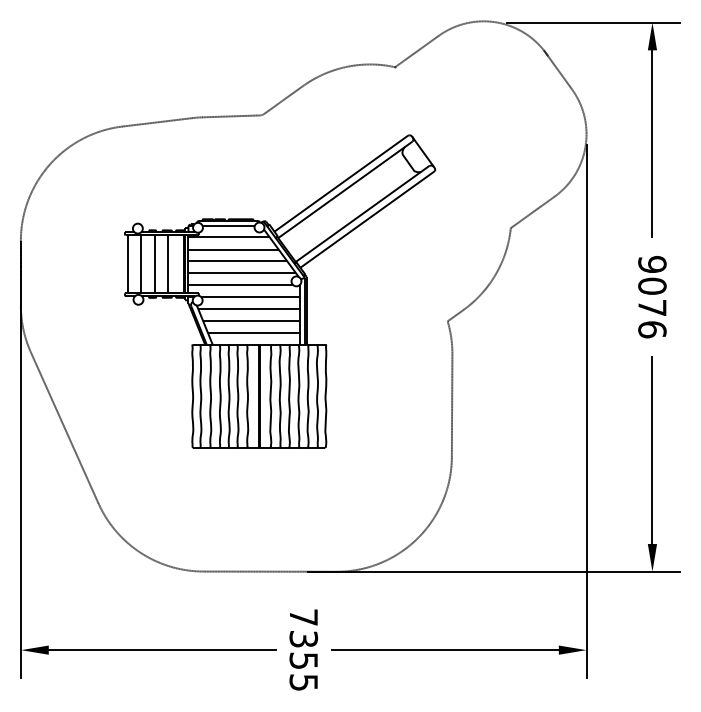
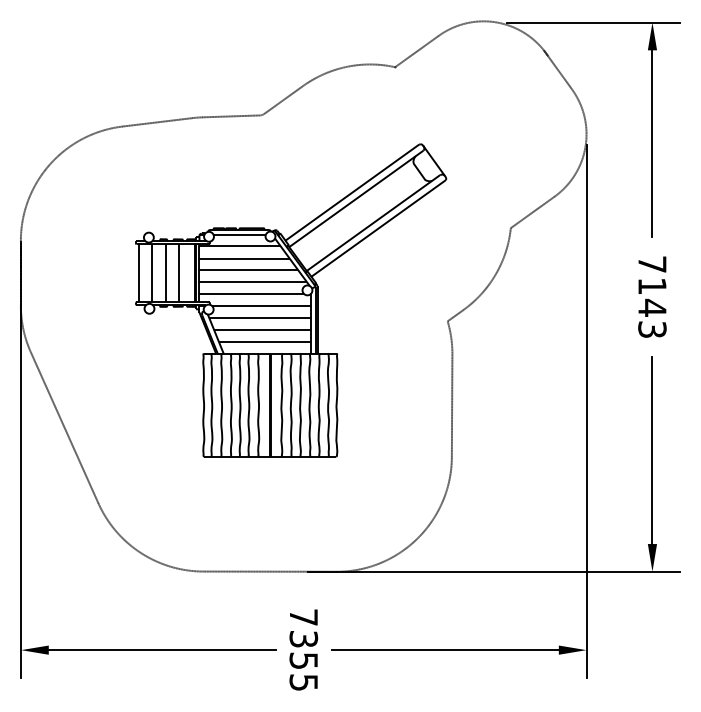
part position: (280, 291) -> (291, 300) (291, 300)
text: 9076 -> 7143 (652, 297)
